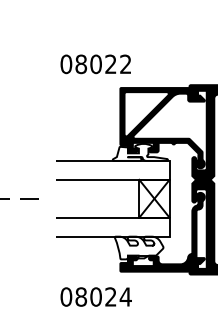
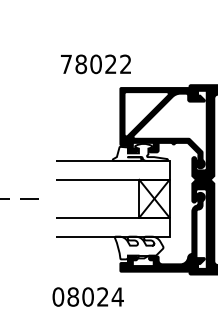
text: 08022 -> 78022 (66, 64)
text position: (95, 296) -> (87, 296) (87, 296)
